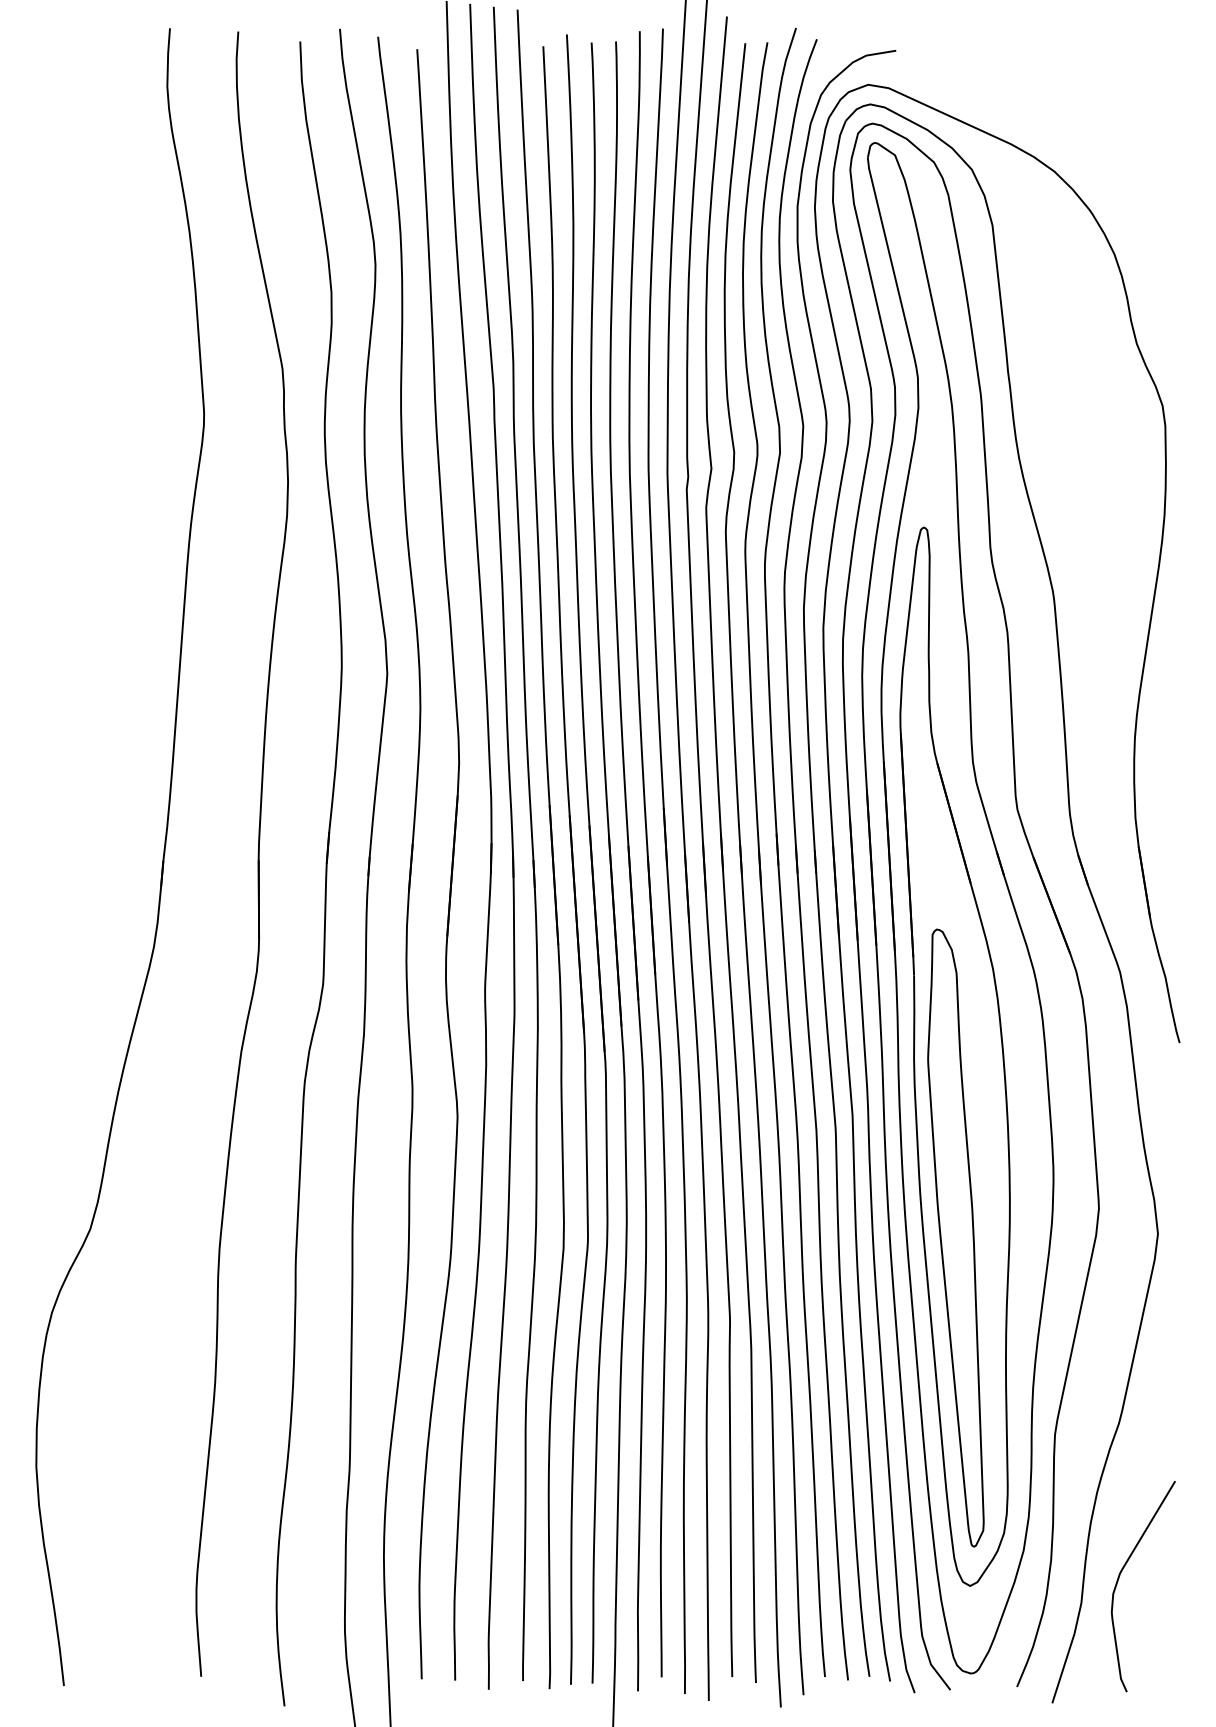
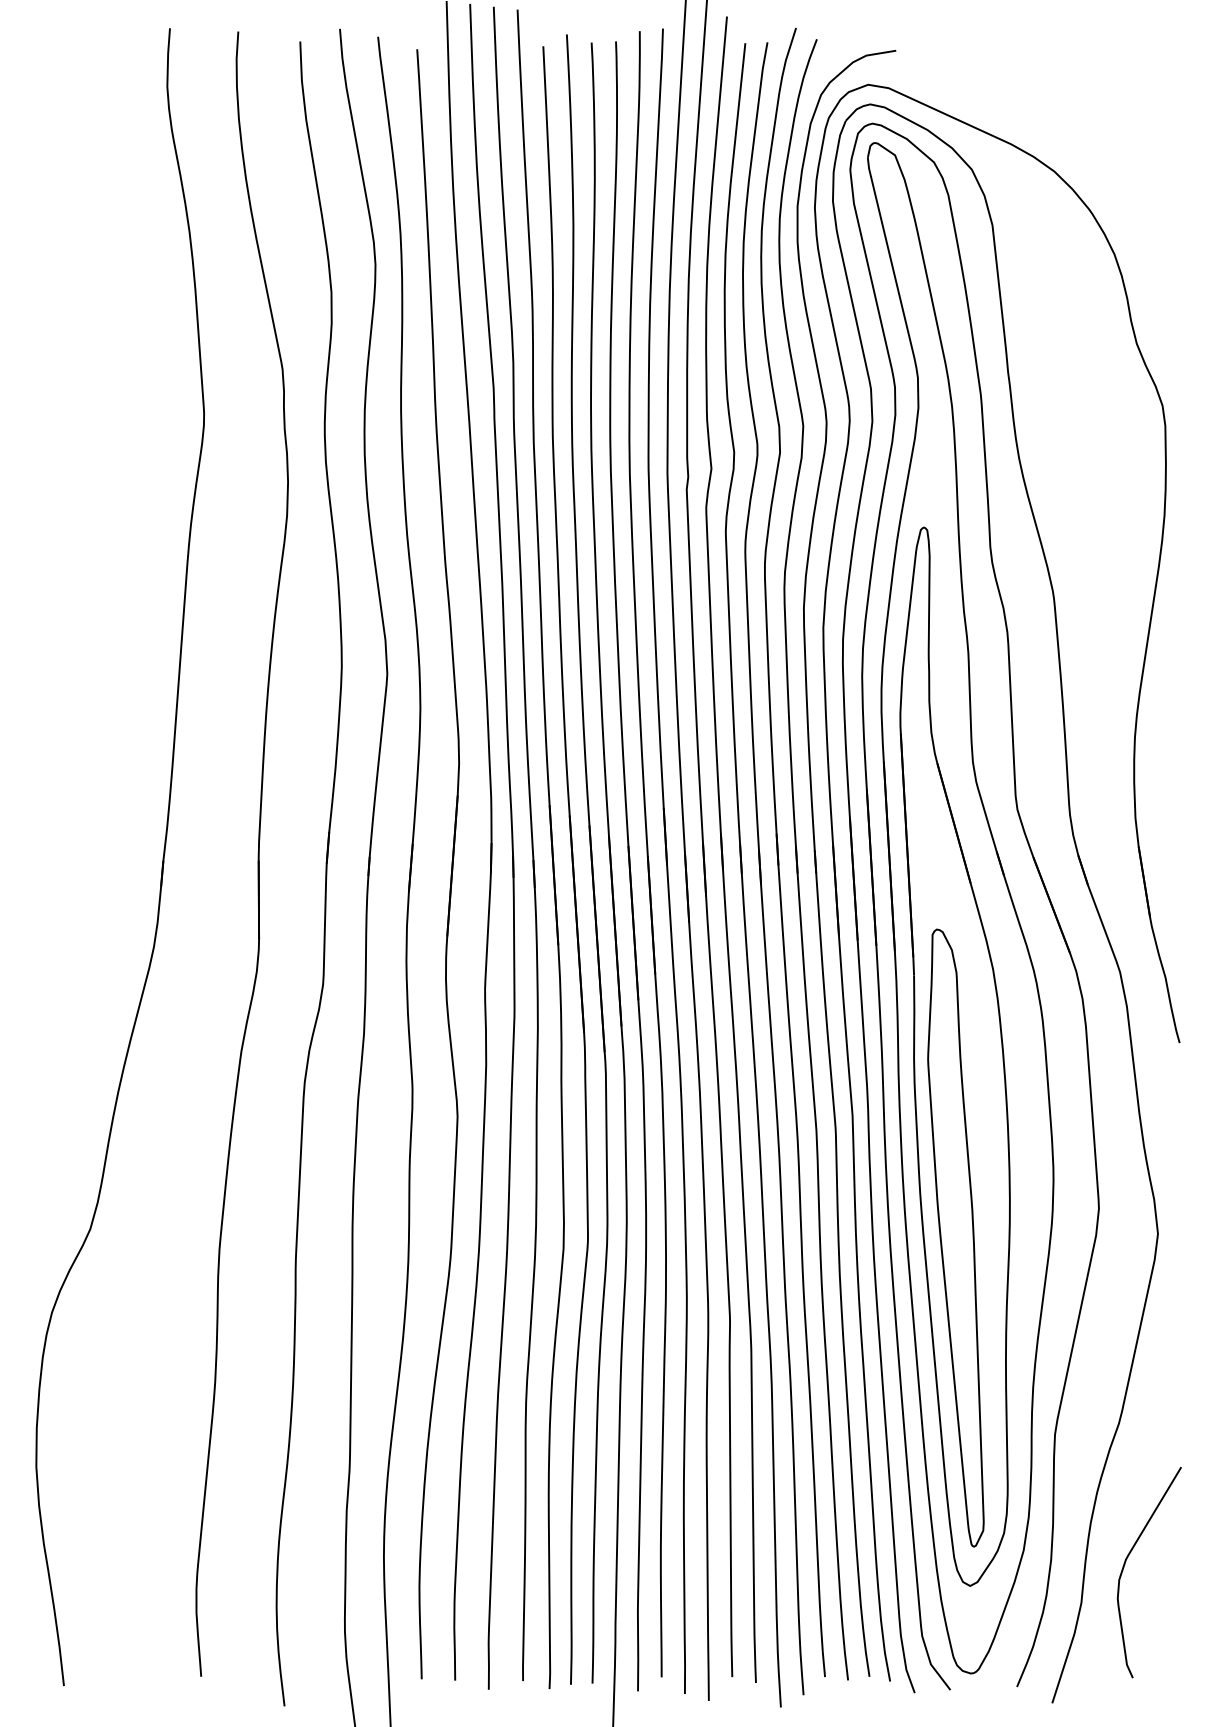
curve position: (1119, 1578) -> (1125, 1564) (1125, 1564)
